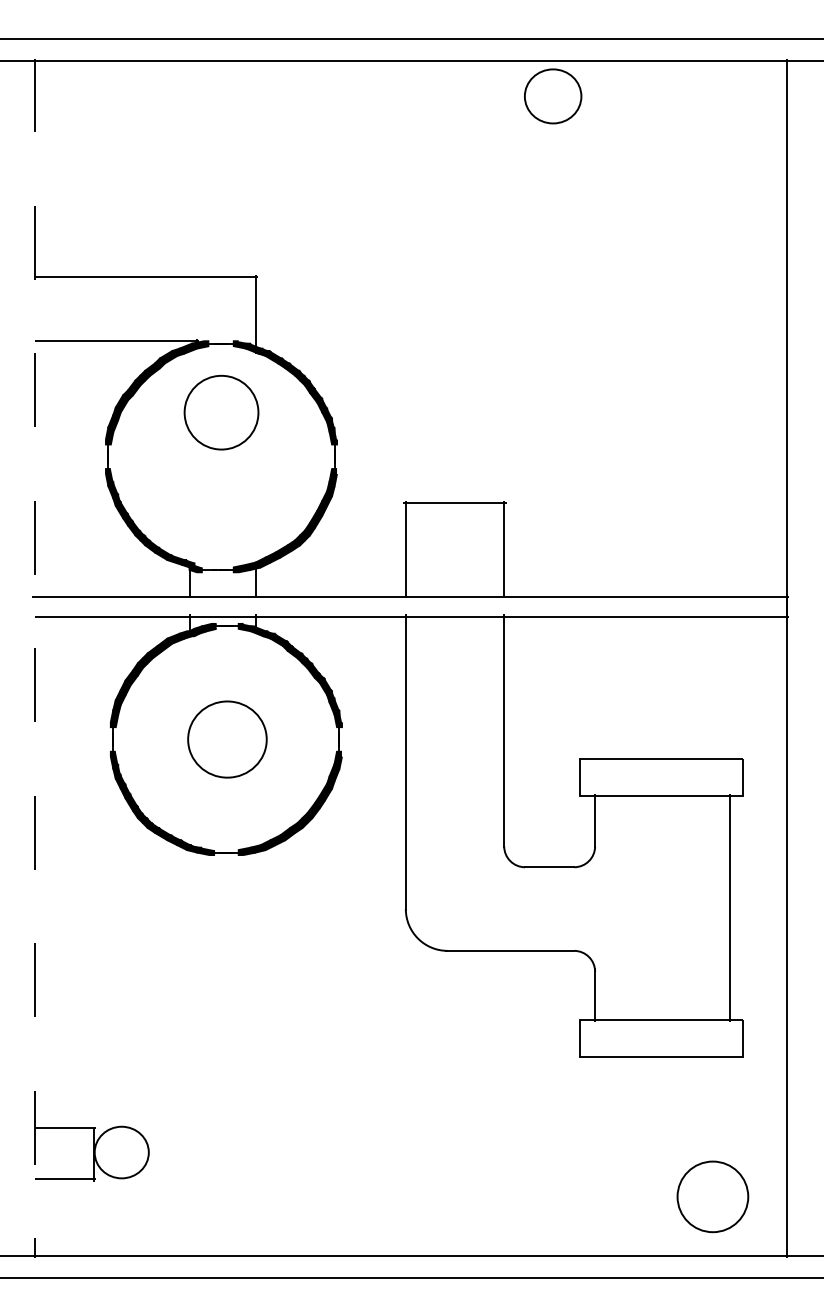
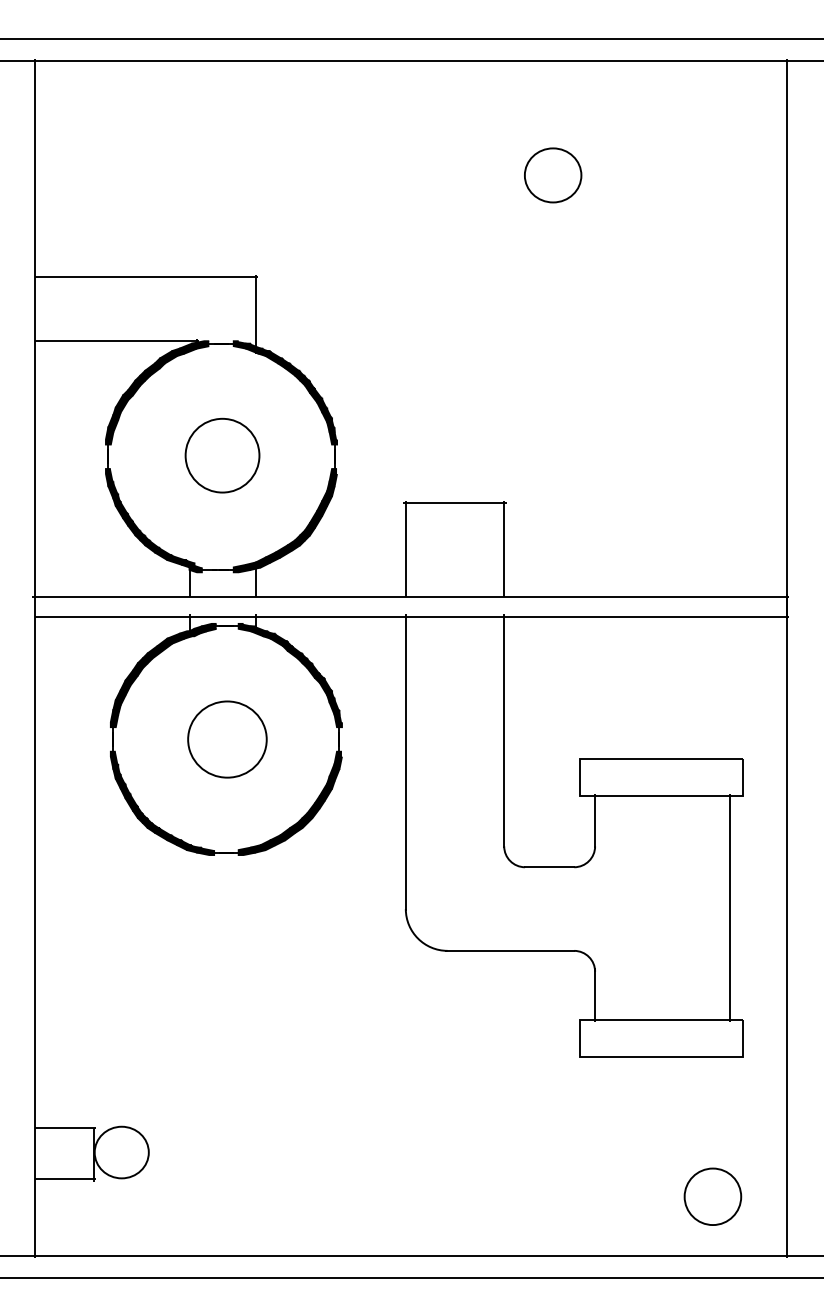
part position: (553, 96) -> (553, 175) (553, 175)
part position: (221, 412) -> (222, 455) (222, 455)
line: dashed -> solid (34, 658)
part size: 74x74 px -> 60x59 px (712, 1196)
